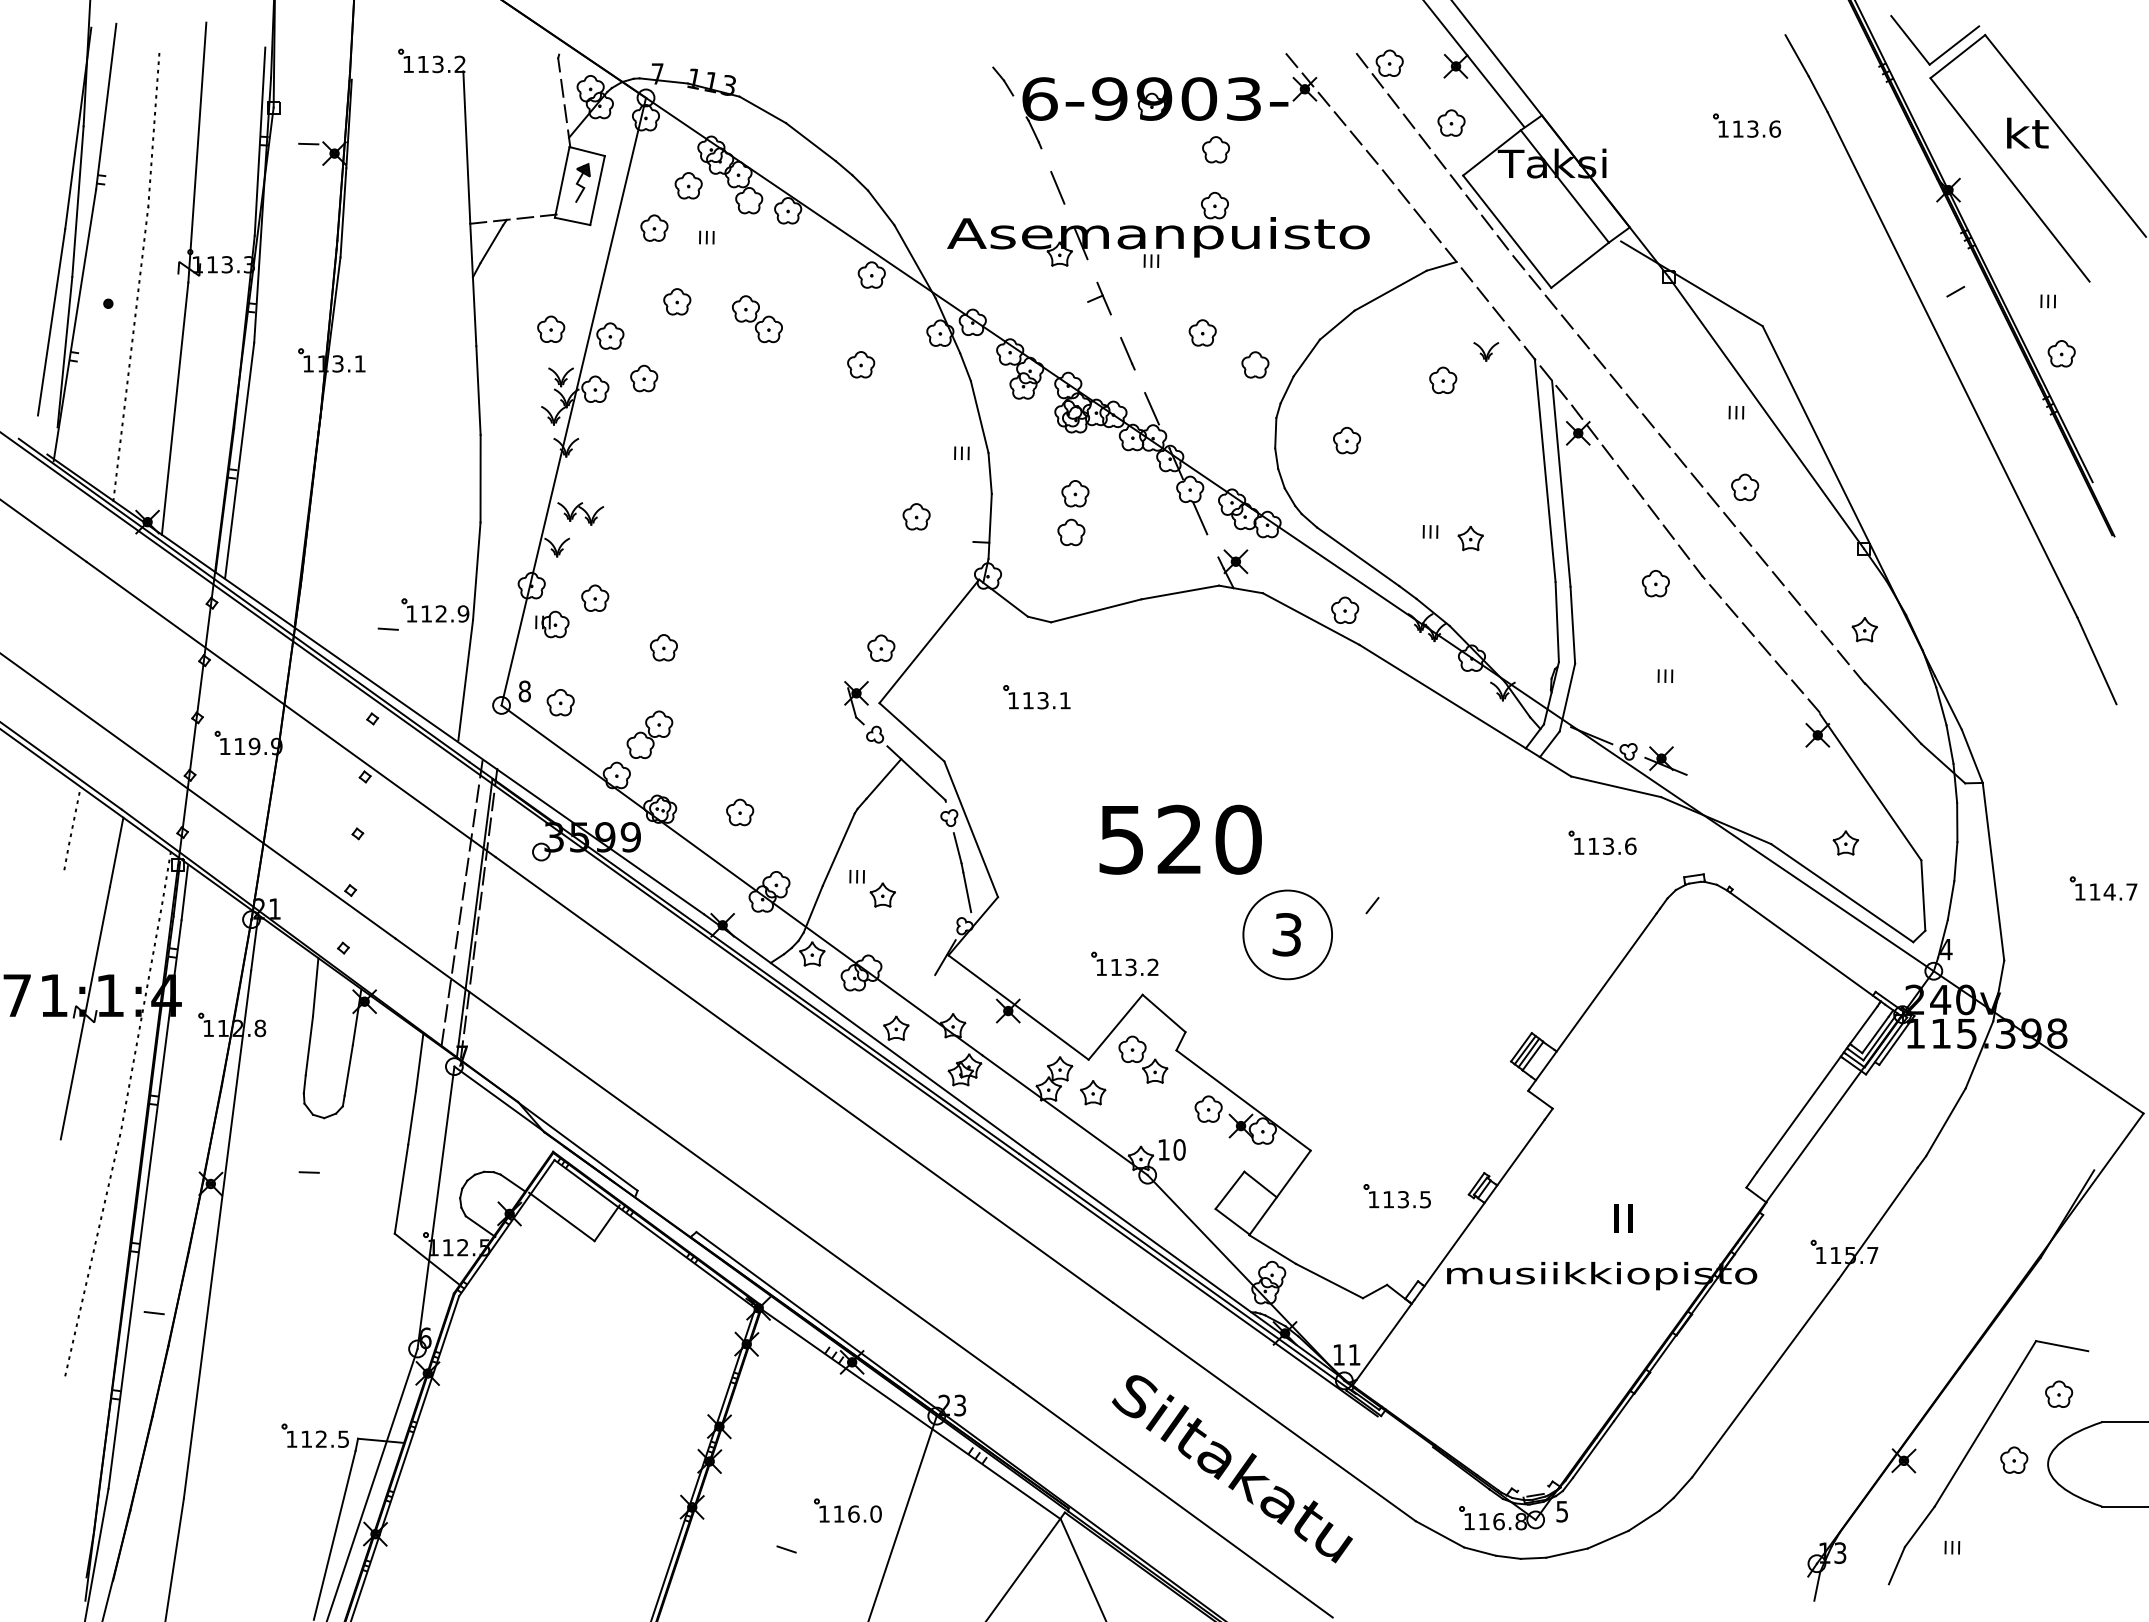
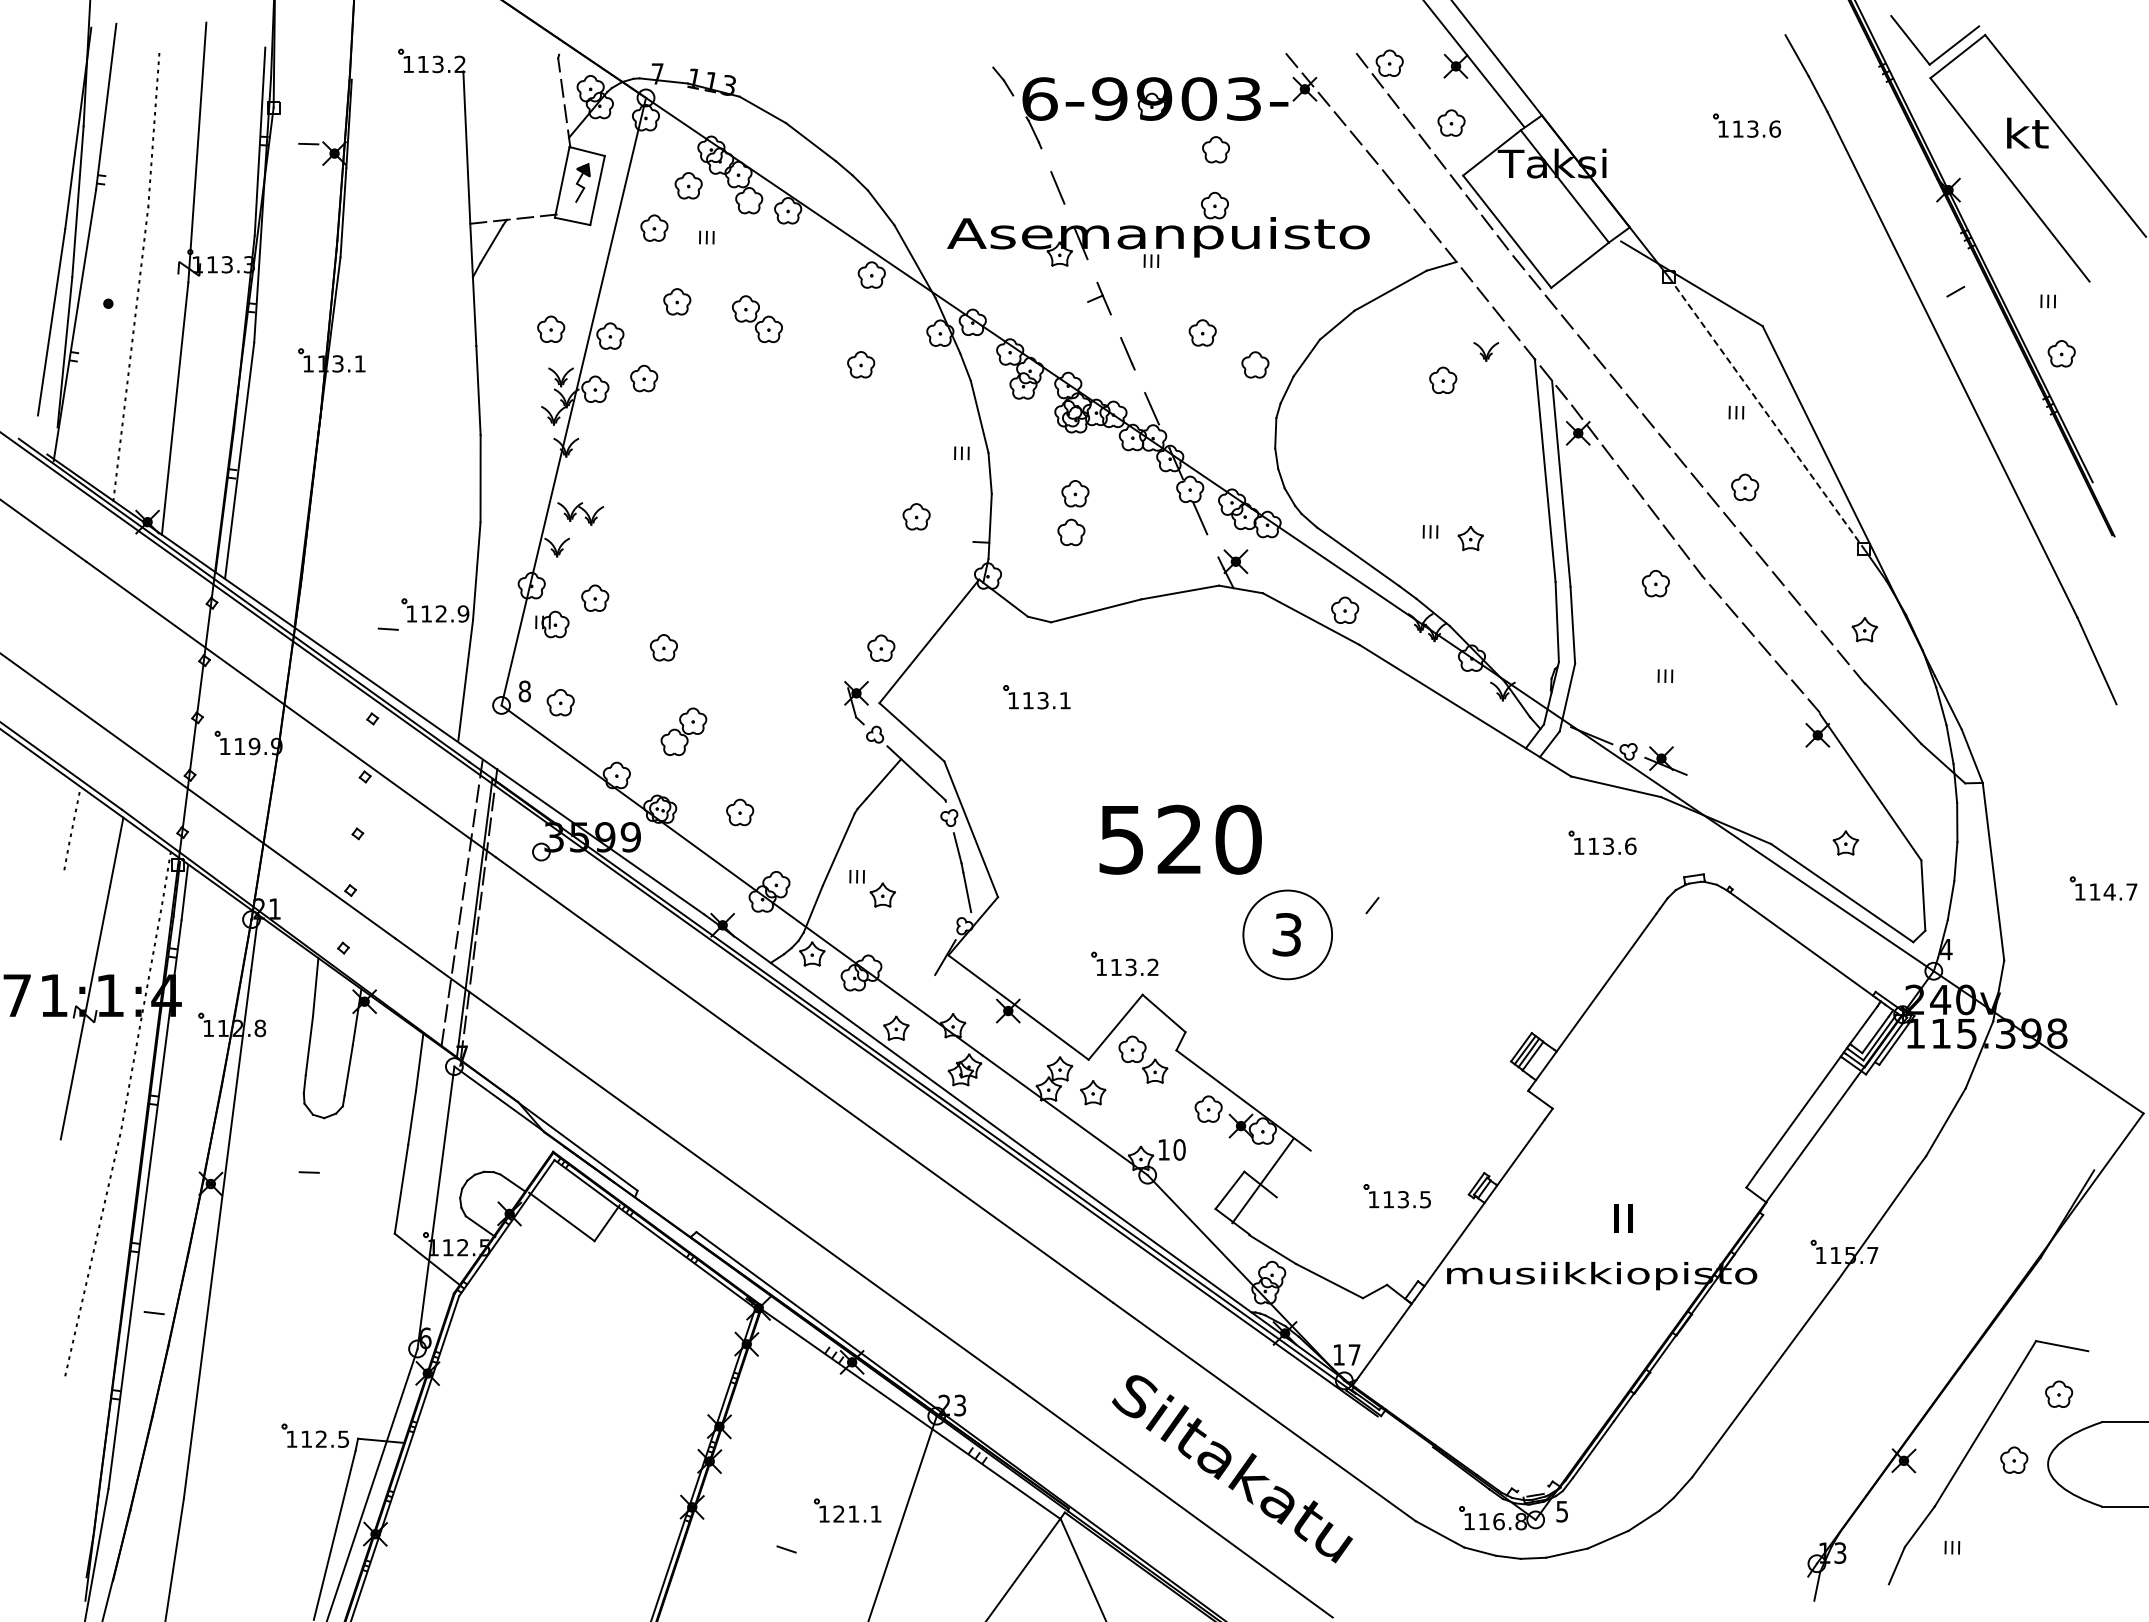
line: solid -> dashed (1766, 413)
part: present -> none (1347, 440)
part position: (649, 734) -> (683, 731) (683, 731)
line position: (1279, 1192) -> (1262, 1180) (1262, 1180)
text: 11 -> 17 (1354, 1354)
text: 116.0 -> 121.1 (857, 1513)
